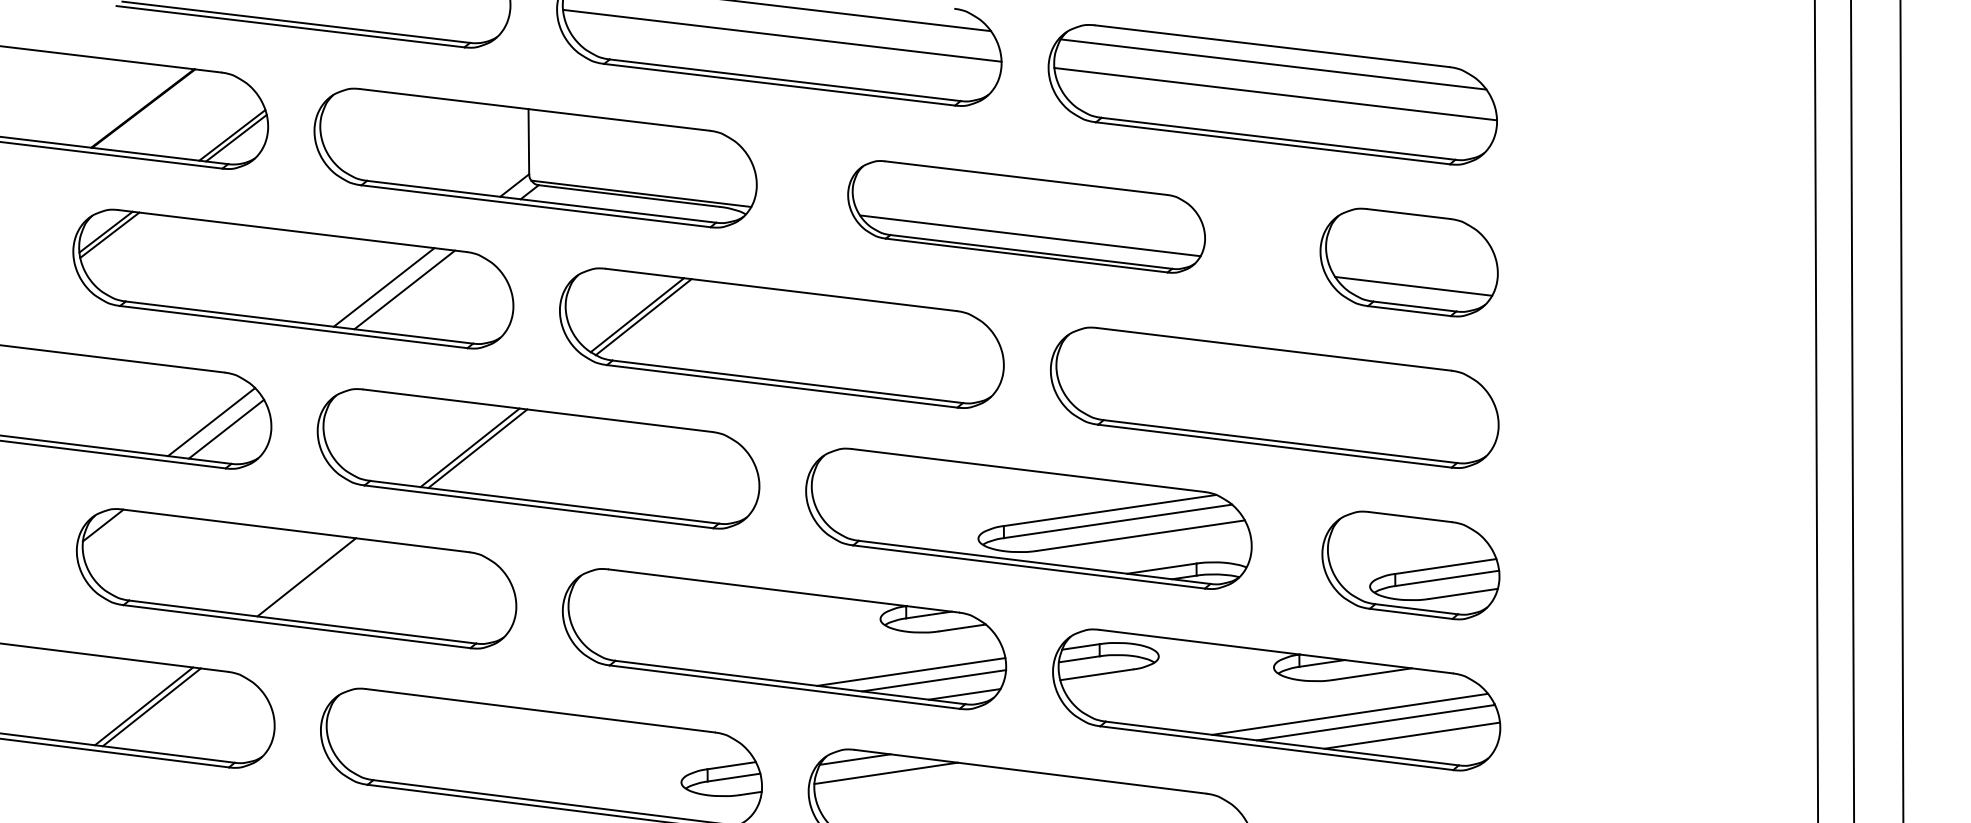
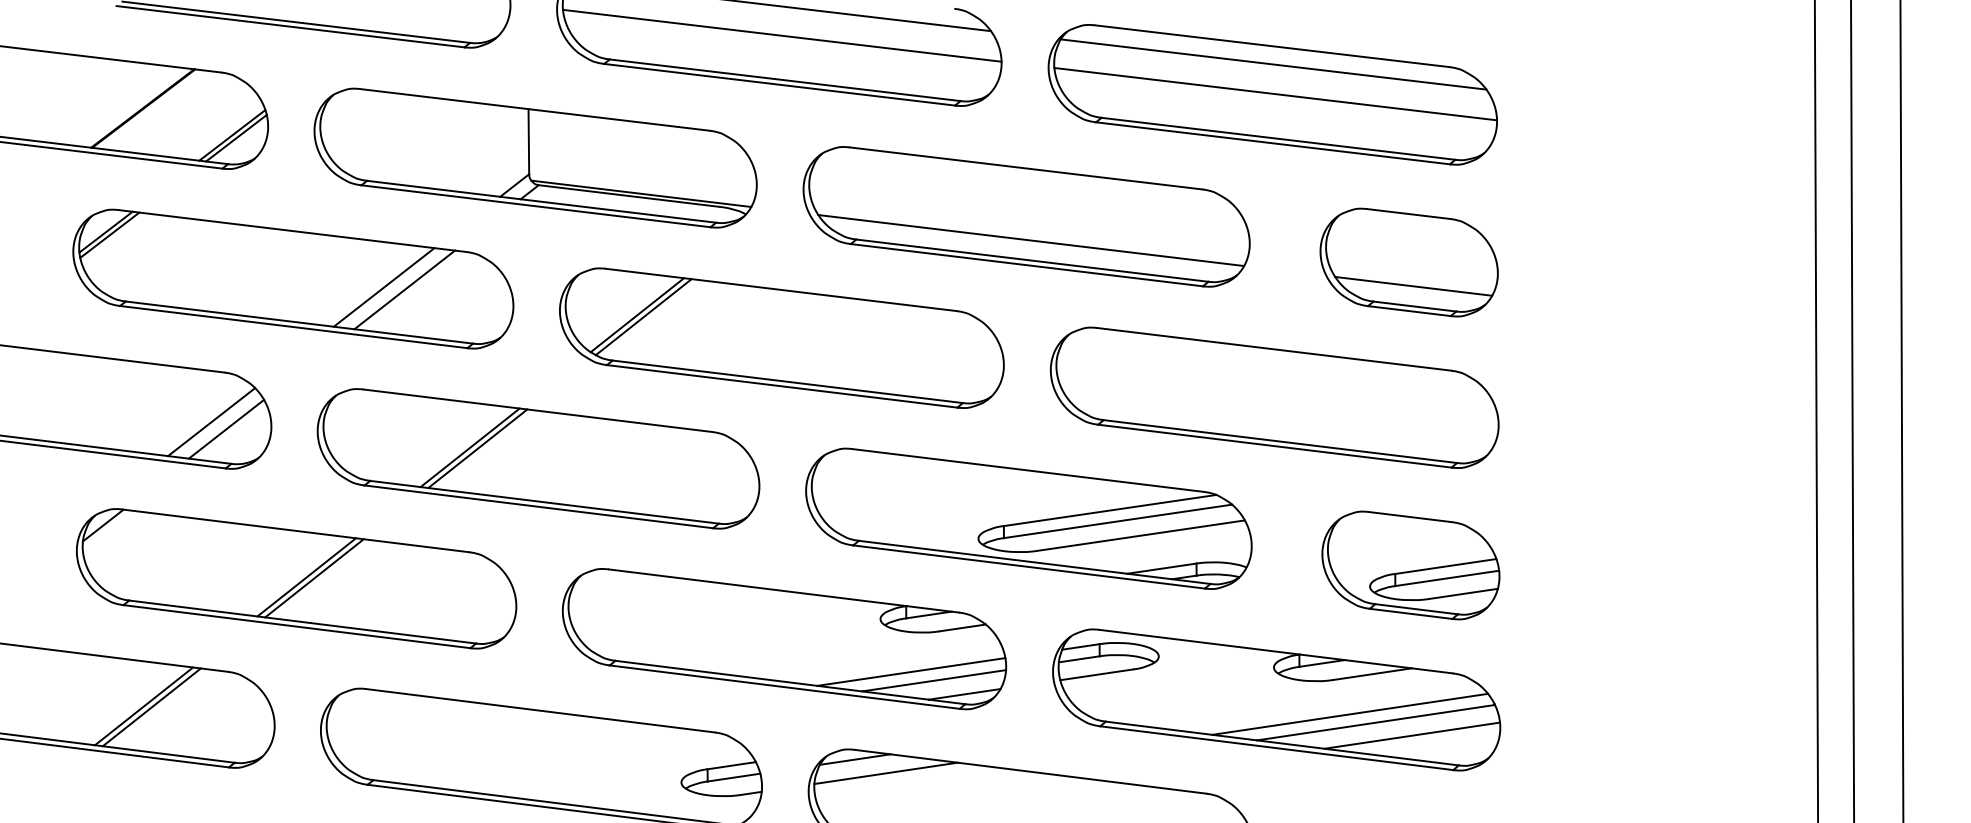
part size: 359x114 px -> 449x142 px (1026, 216)
line: none -> present (314, 578)
